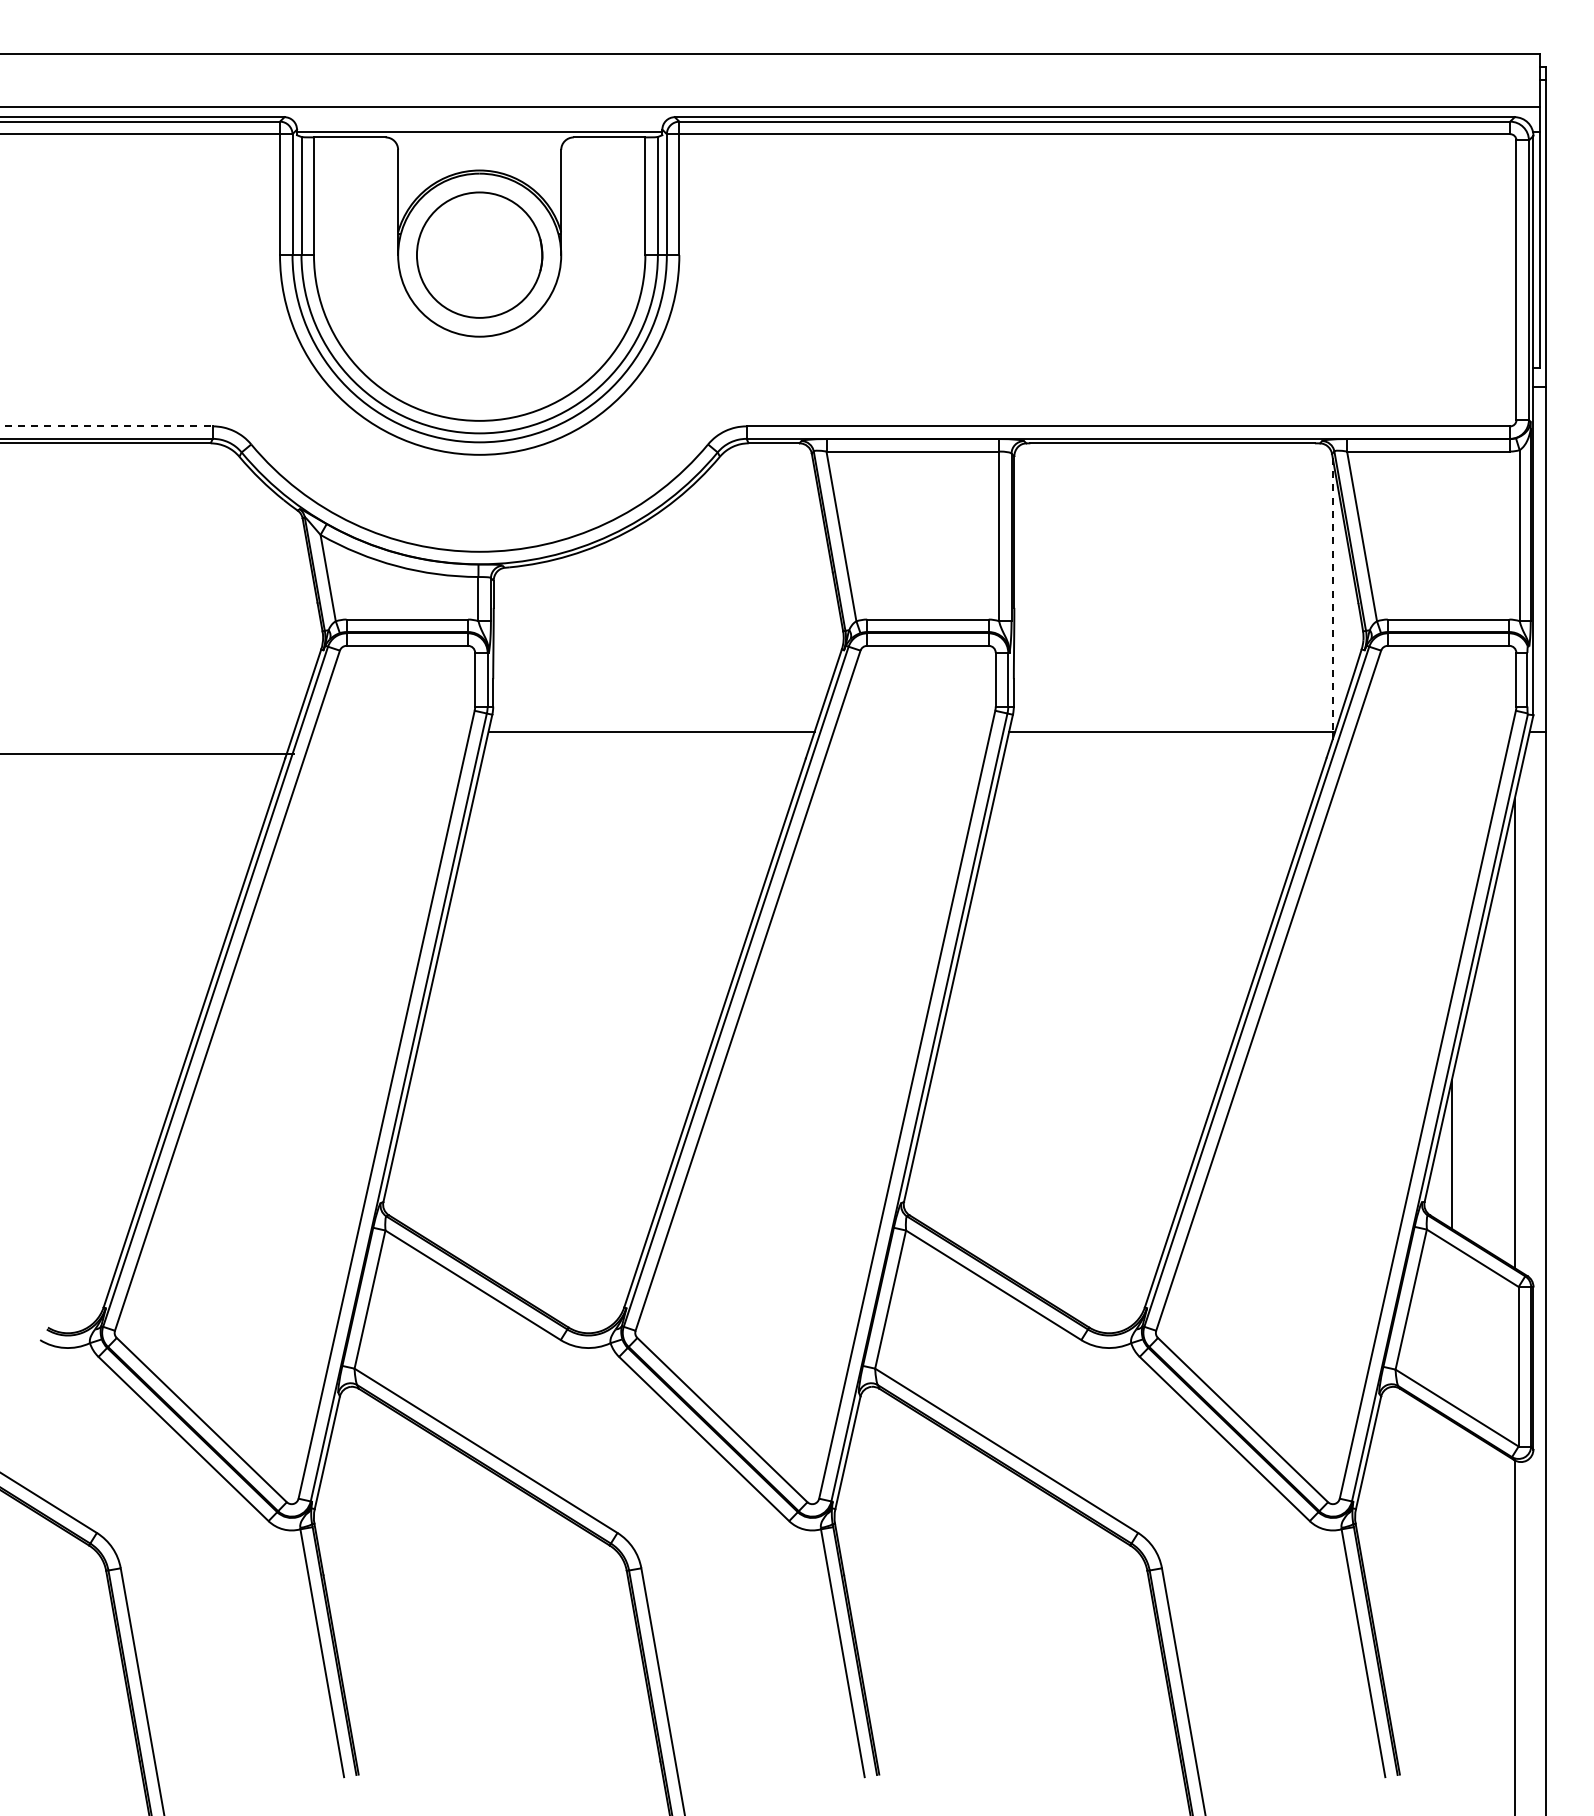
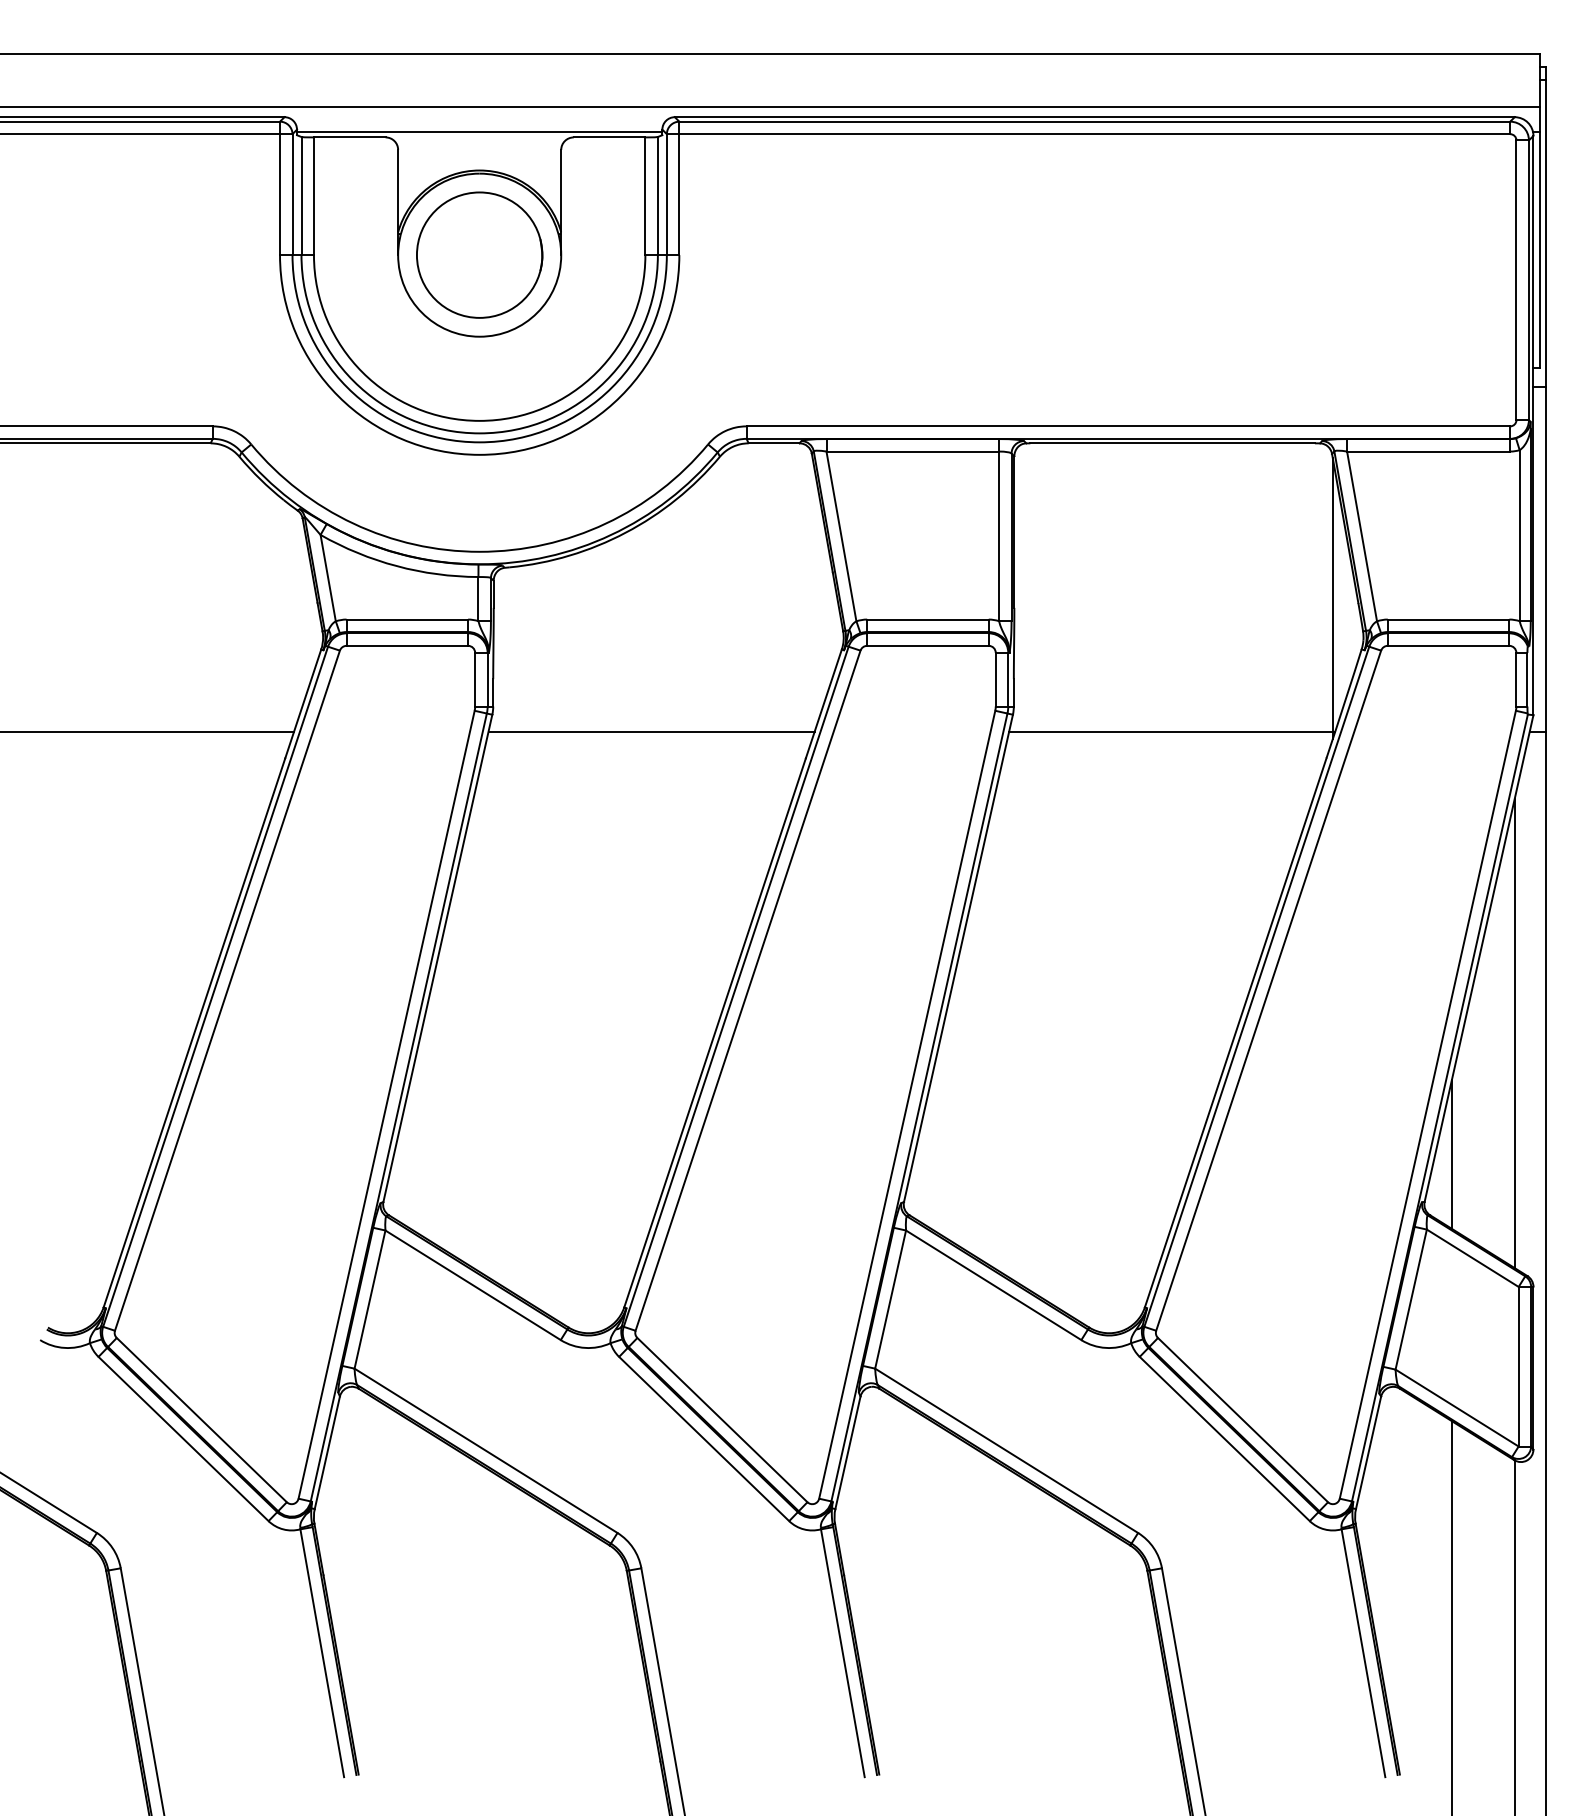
line: dashed -> solid (106, 426)
line: dashed -> solid (1332, 595)
line position: (148, 753) -> (148, 731) (148, 731)
line: none -> present (1451, 1616)
